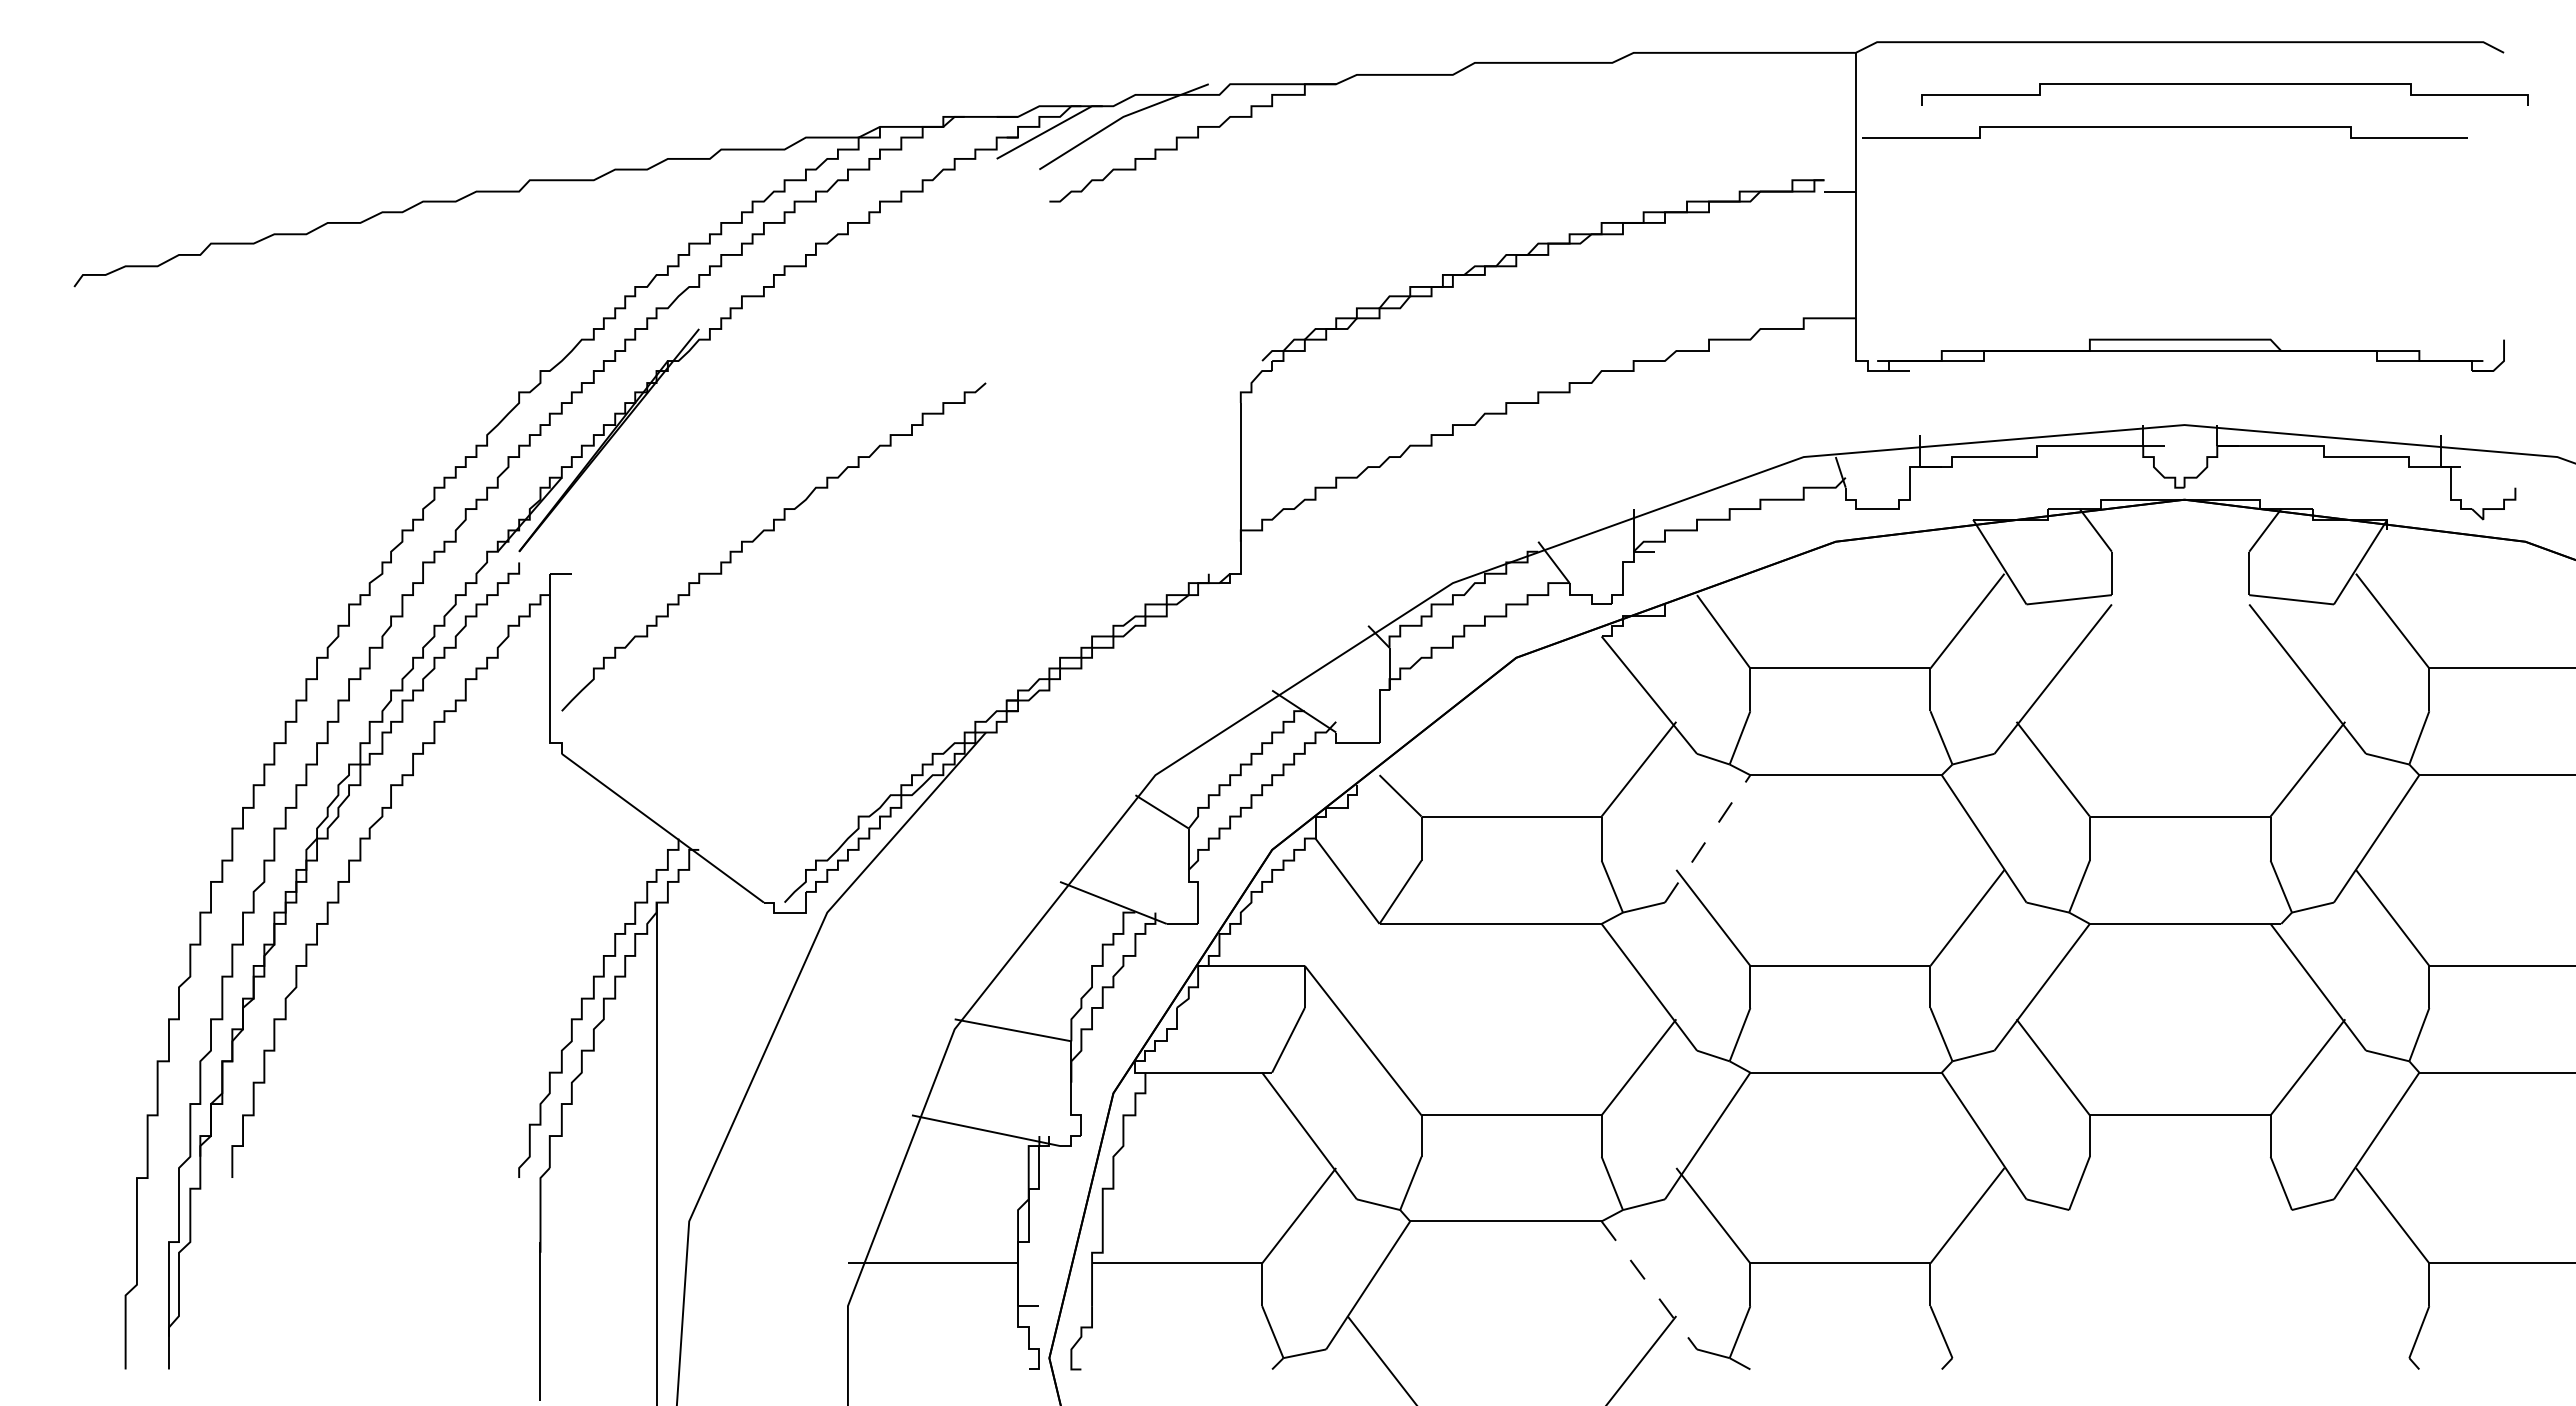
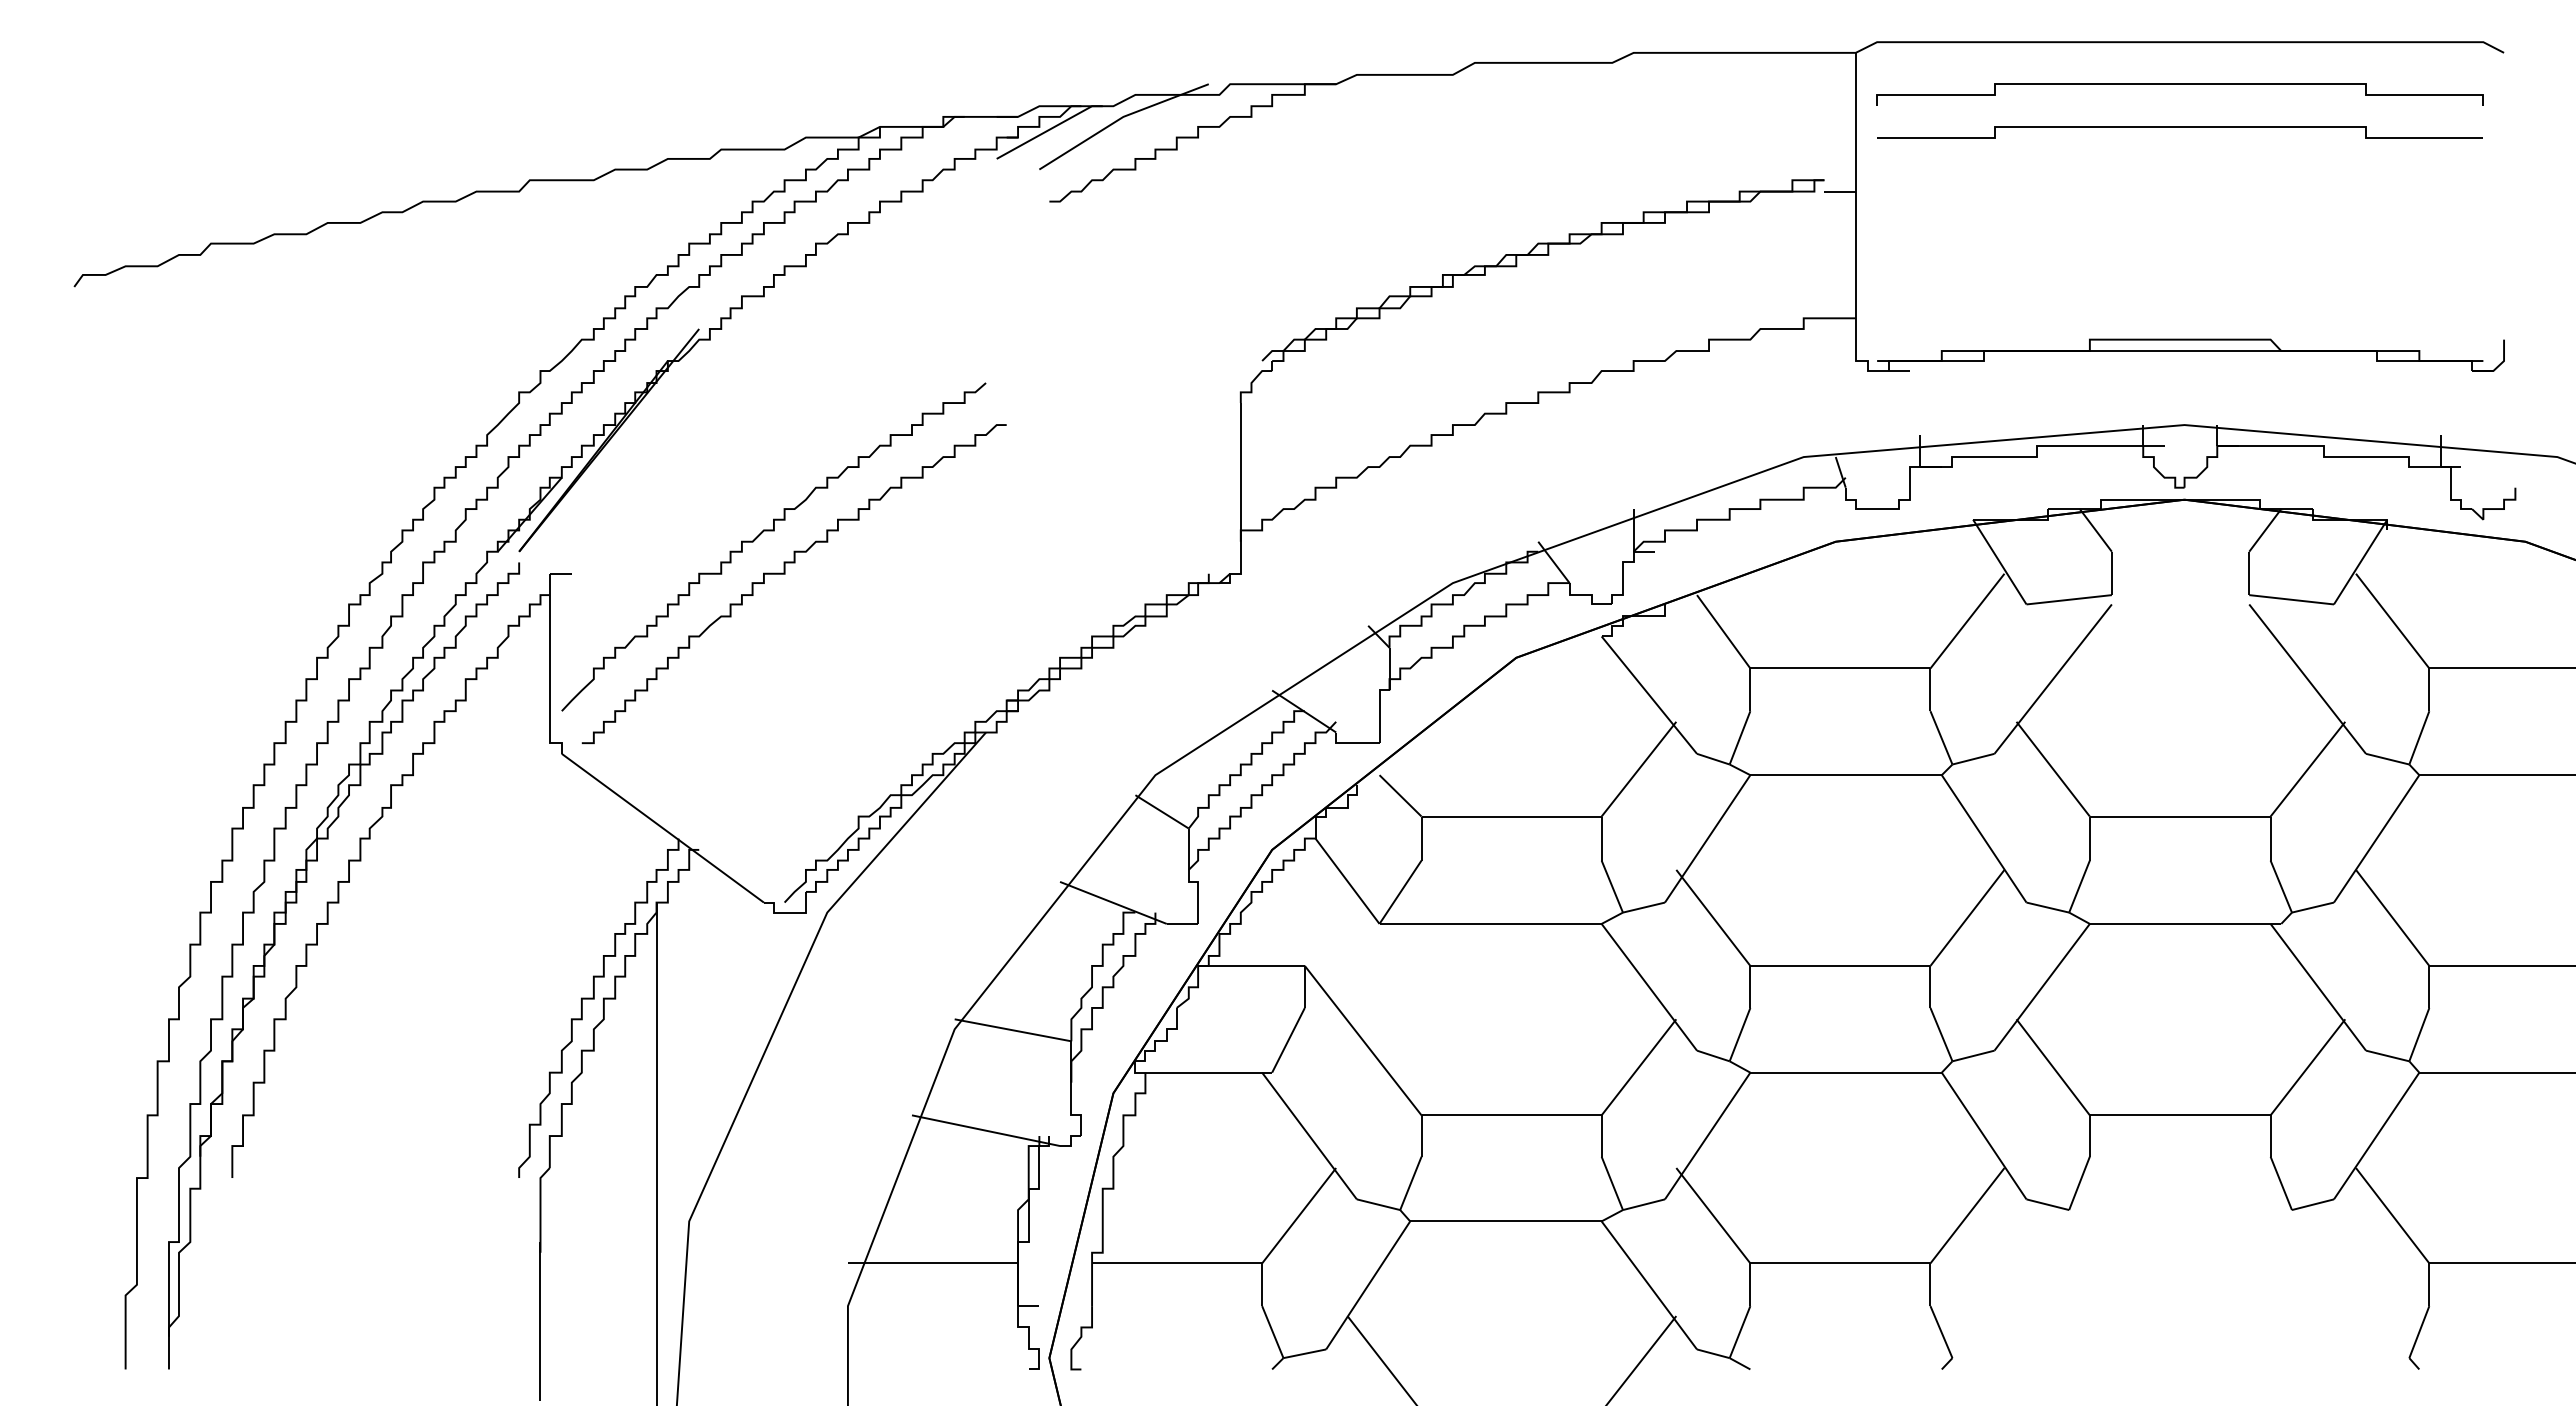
curve position: (2224, 84) -> (2179, 84) (2179, 84)
curve position: (2164, 127) -> (2179, 127) (2179, 127)
curve: none -> present (785, 574)
line: dashed -> solid (1707, 838)
line: dashed -> solid (1649, 1285)
